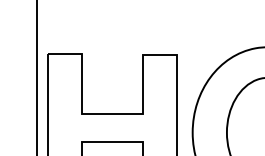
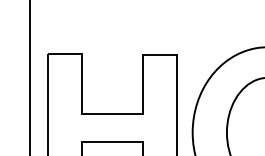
line position: (37, 77) -> (30, 77) (30, 77)
